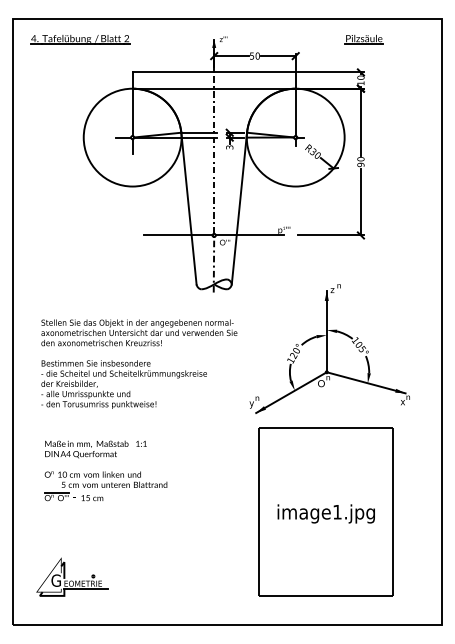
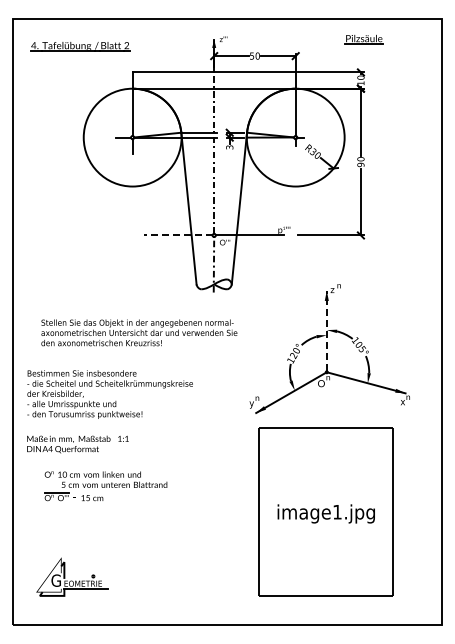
part position: (80, 39) -> (80, 46) (80, 46)
line: solid -> dashed (177, 235)
line: solid -> dashed (326, 330)
text position: (123, 384) -> (109, 394) (109, 394)
text position: (95, 449) -> (77, 444) (77, 444)
